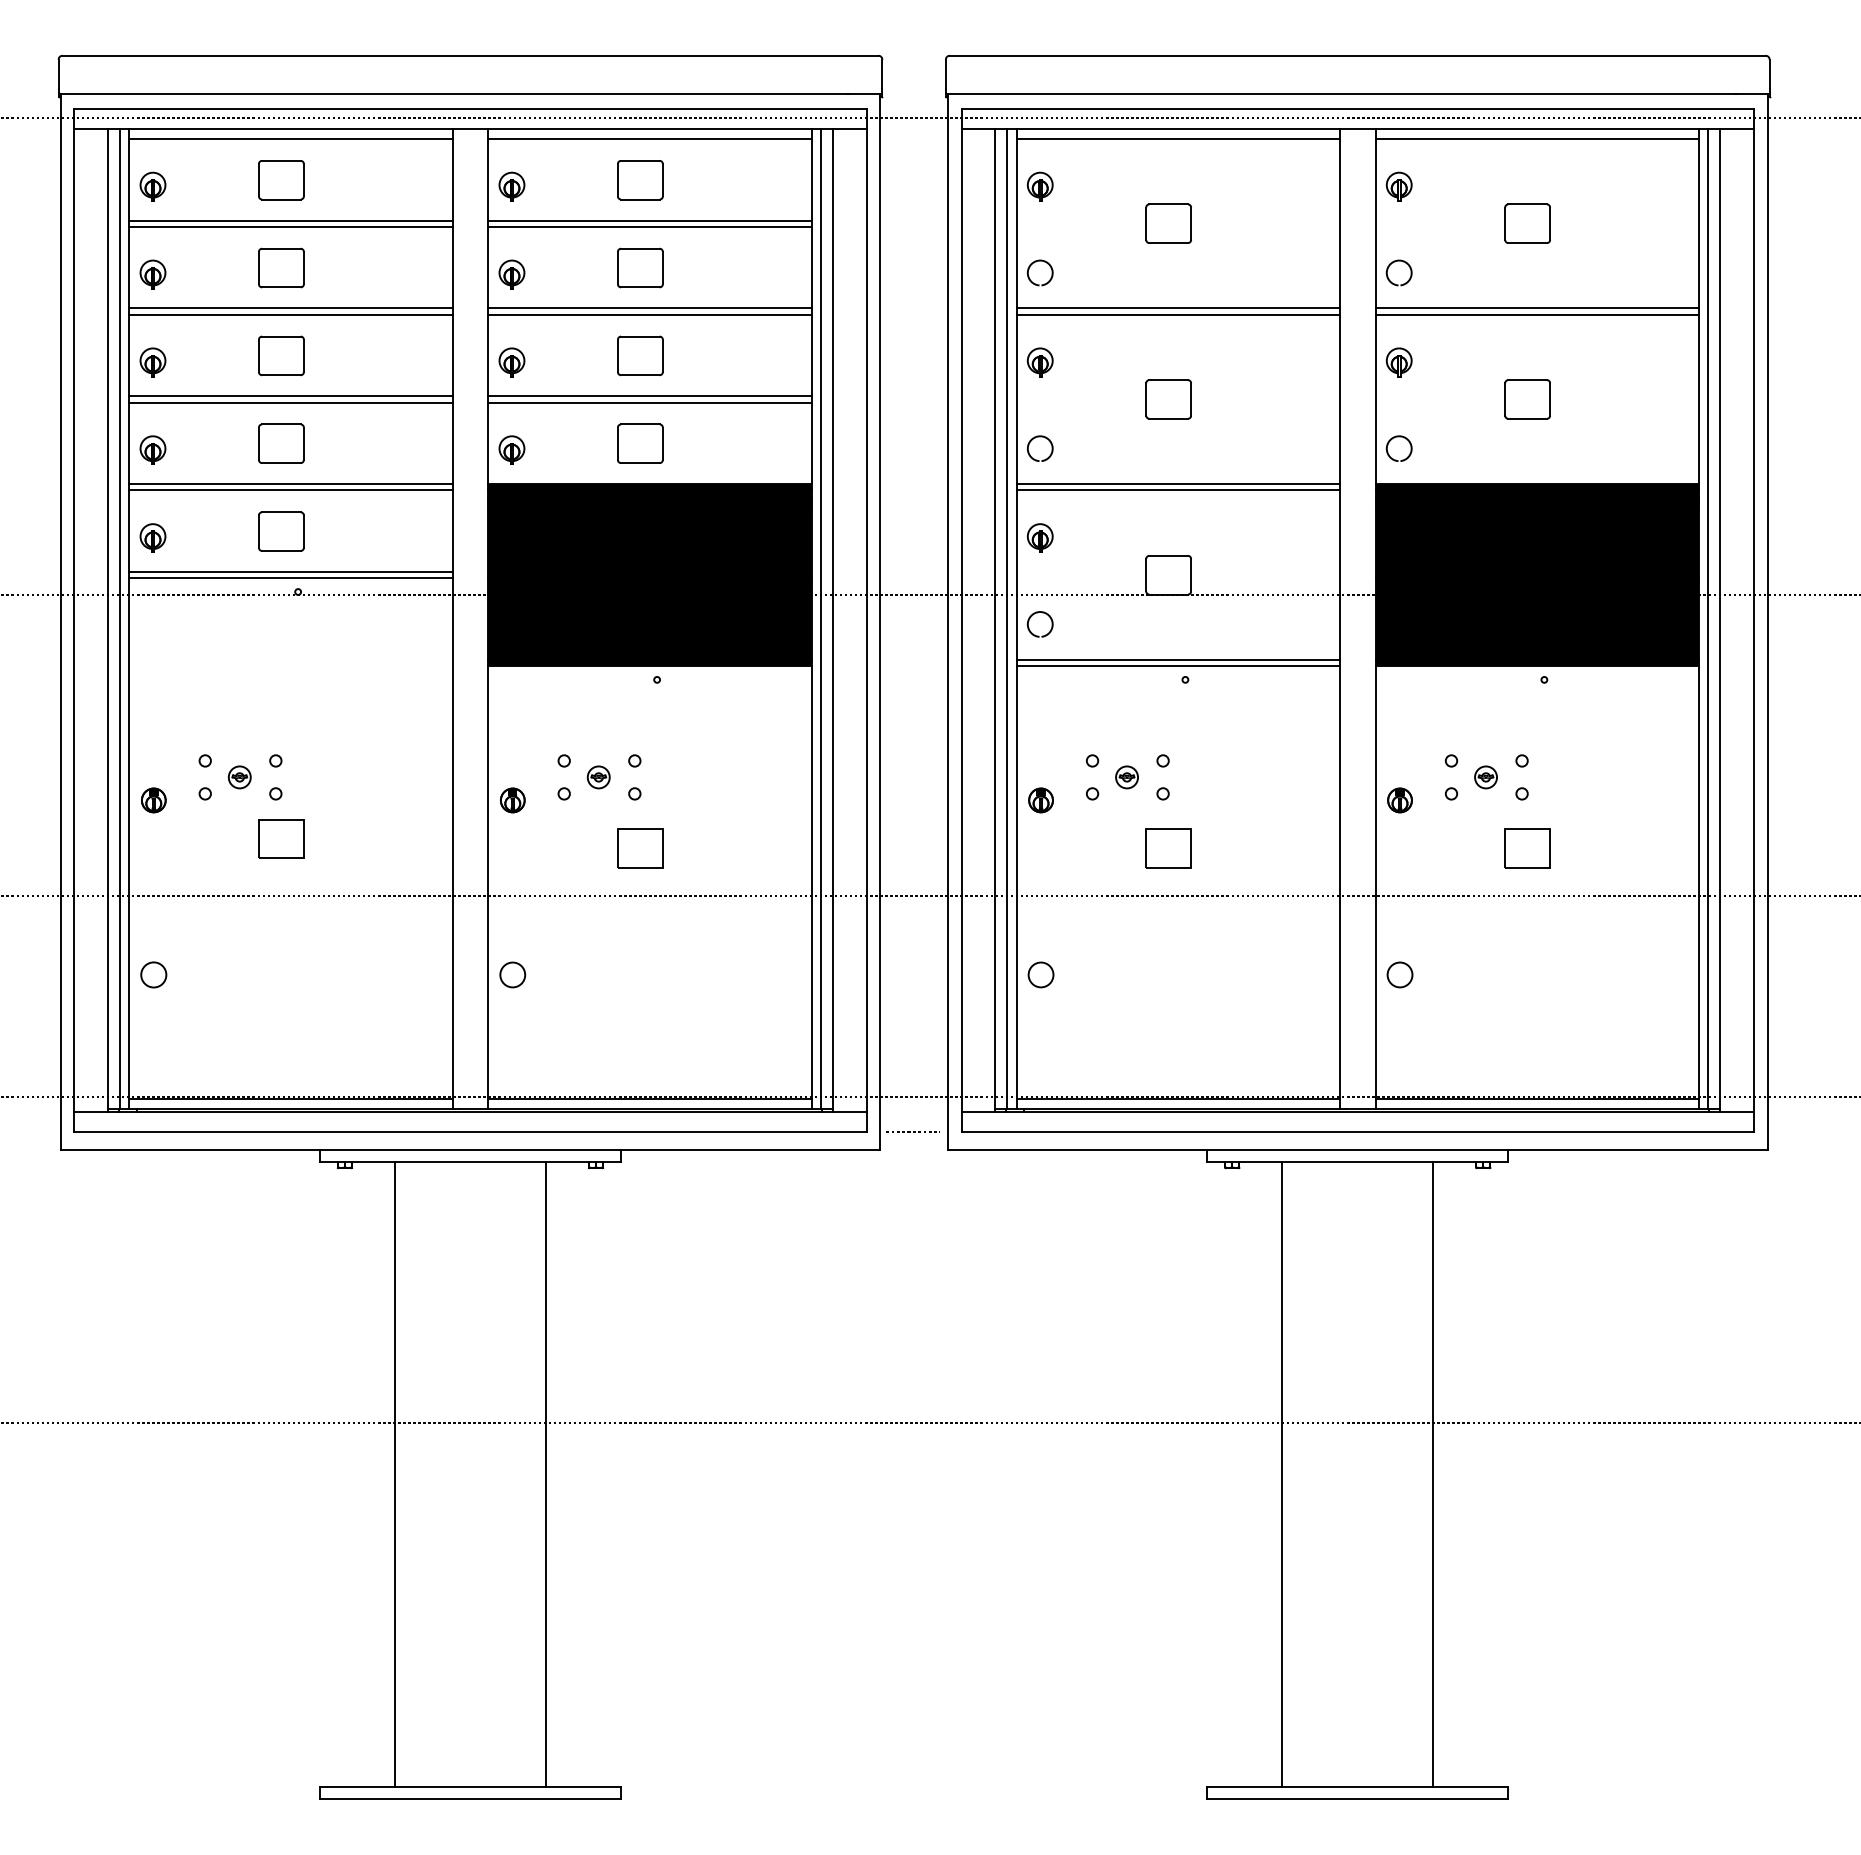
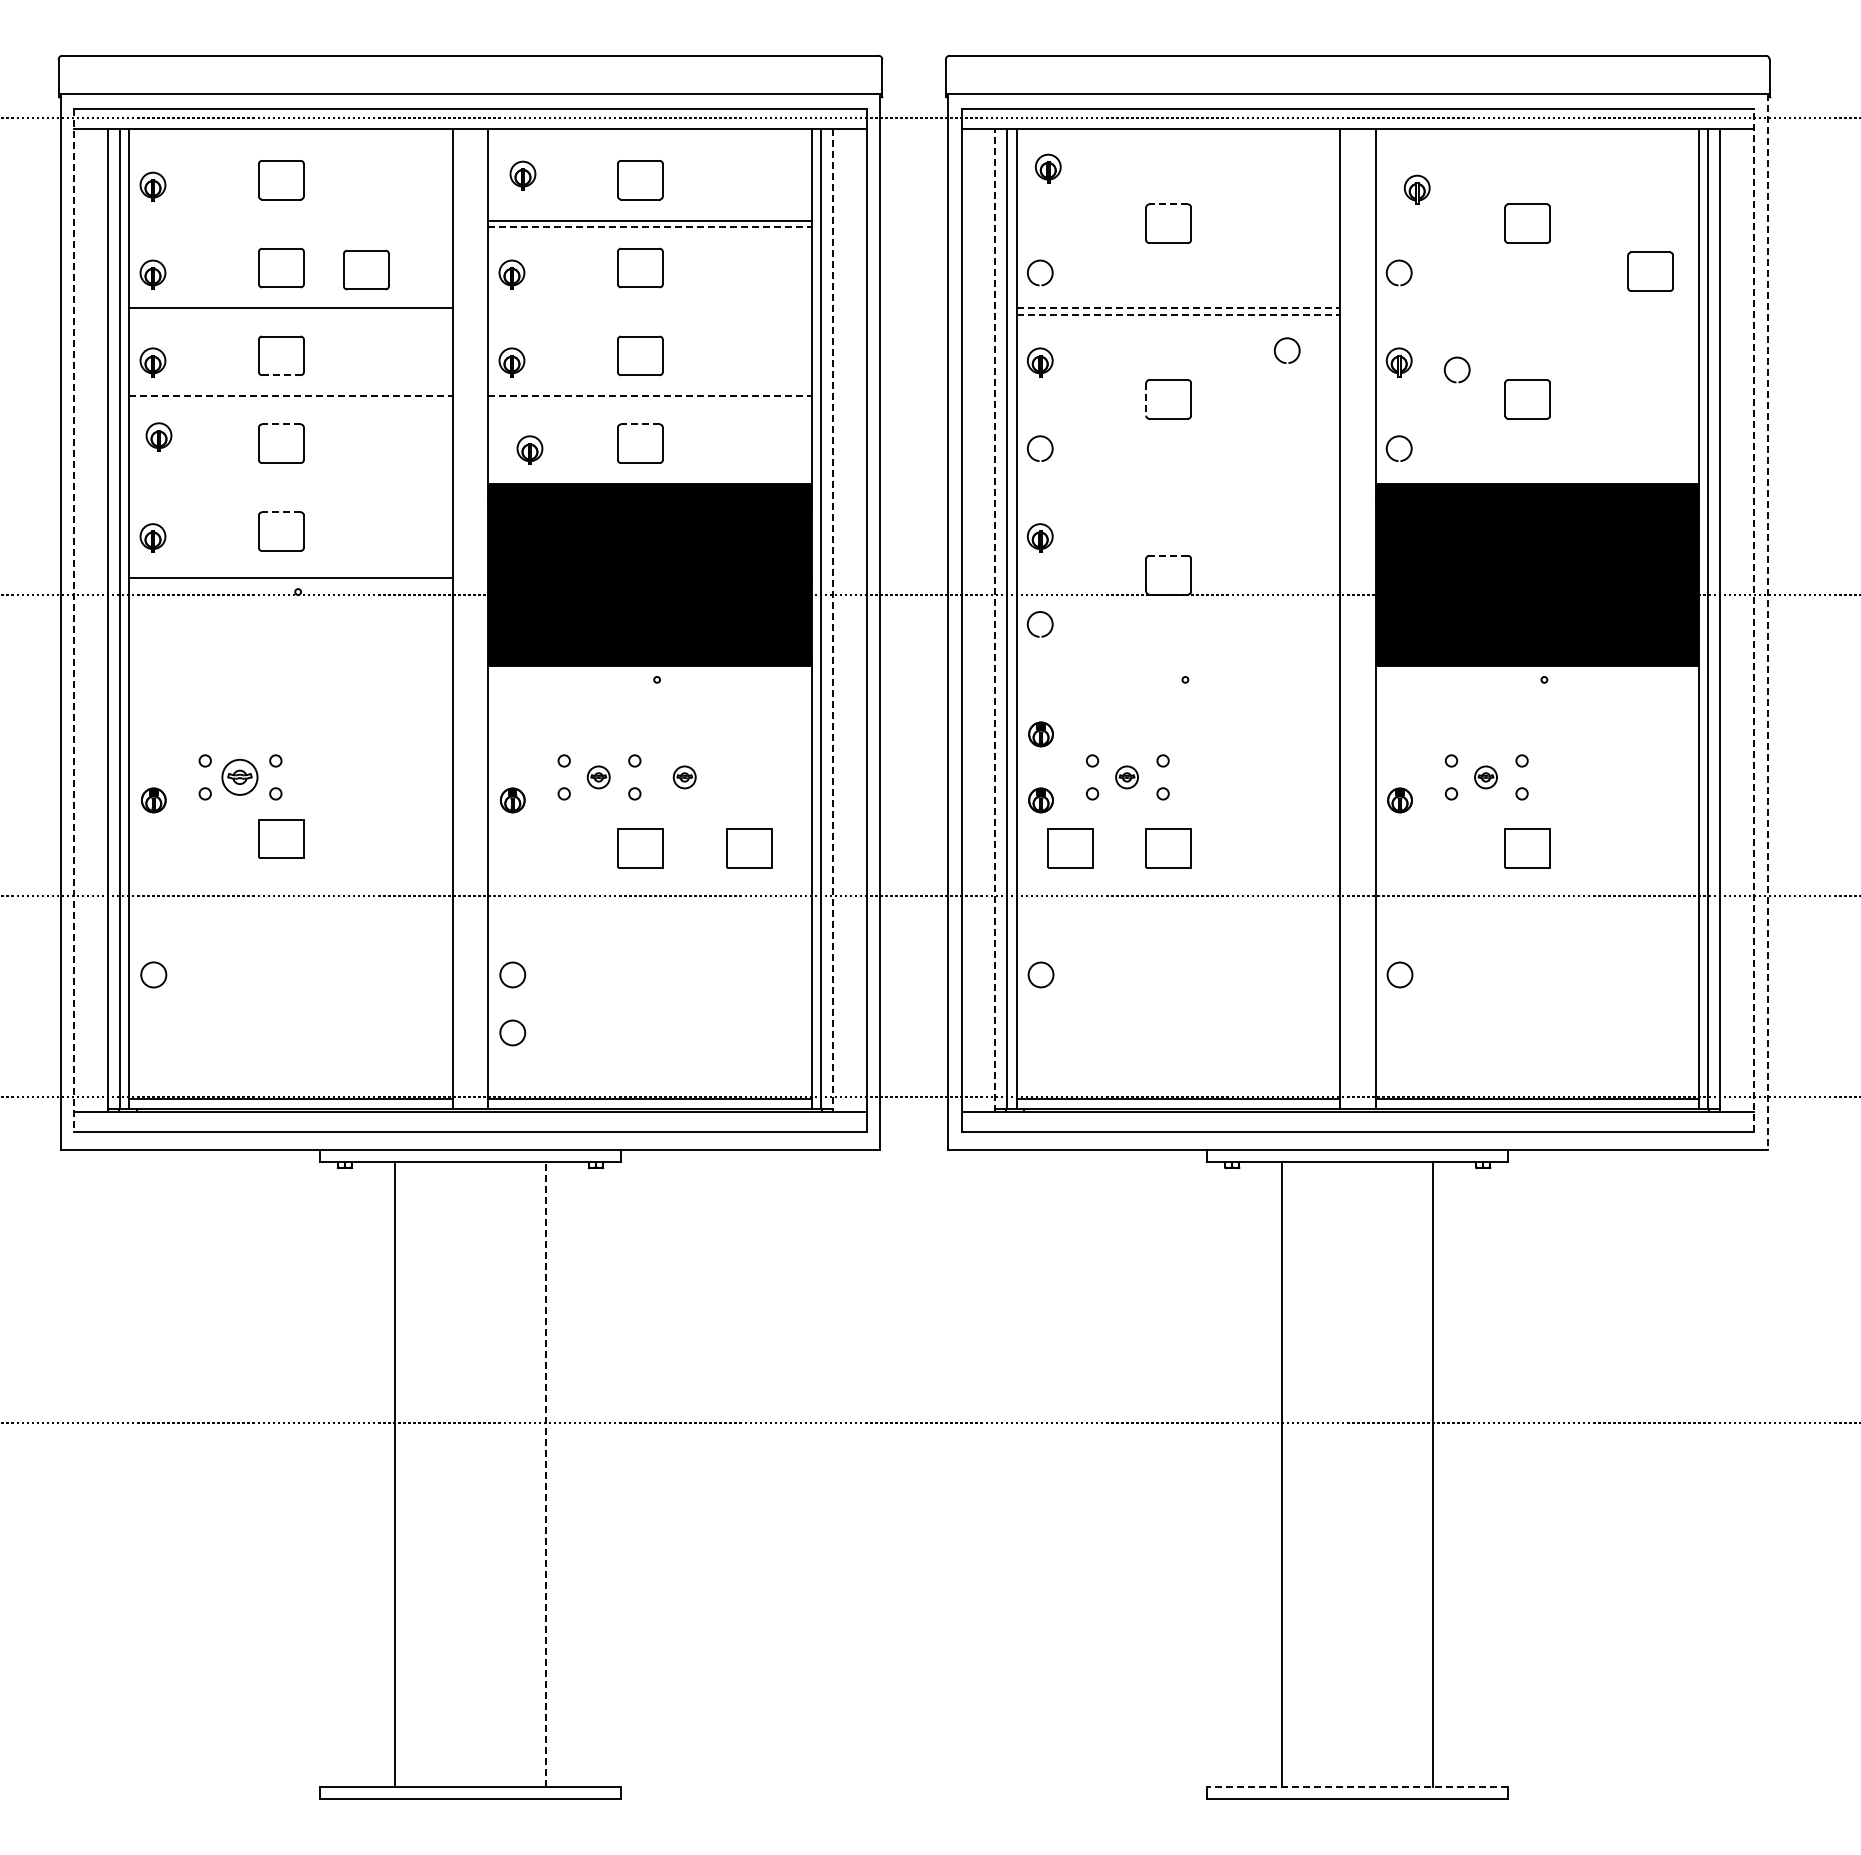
line: present -> none (290, 139)
line: present -> none (649, 139)
line: present -> none (1177, 139)
line: present -> none (1536, 139)
part position: (511, 186) -> (522, 175) (522, 175)
part position: (1039, 186) -> (1047, 168) (1047, 168)
part position: (1398, 186) -> (1416, 189) (1416, 189)
line: solid -> dashed (1168, 204)
line: present -> none (290, 220)
line: present -> none (290, 226)
line: solid -> dashed (649, 226)
part: none -> present (366, 269)
part: none -> present (1650, 271)
line: present -> none (649, 308)
line: solid -> dashed (1178, 308)
line: present -> none (1536, 308)
line: present -> none (290, 314)
line: present -> none (649, 314)
line: solid -> dashed (1178, 314)
line: present -> none (1536, 314)
arc: none -> present (1276, 347)
arc: none -> present (1451, 360)
line: solid -> dashed (281, 375)
line: solid -> dashed (291, 396)
line: solid -> dashed (649, 396)
line: solid -> dashed (1146, 399)
line: present -> none (290, 402)
line: present -> none (649, 402)
line: solid -> dashed (280, 424)
line: solid -> dashed (639, 424)
part position: (152, 449) -> (158, 436) (158, 436)
part position: (511, 449) -> (529, 449) (529, 449)
line: present -> none (290, 484)
line: present -> none (1177, 484)
line: present -> none (290, 490)
line: present -> none (1177, 490)
line: solid -> dashed (280, 512)
line: solid -> dashed (1168, 555)
line: present -> none (290, 572)
line: solid -> dashed (995, 619)
line: solid -> dashed (1753, 619)
line: solid -> dashed (74, 620)
line: solid -> dashed (833, 620)
line: solid -> dashed (1767, 622)
line: present -> none (1177, 659)
line: present -> none (1177, 666)
part: none -> present (1040, 734)
part size: 25x25 px -> 38x38 px (239, 776)
part: none -> present (684, 777)
part: none -> present (749, 848)
part: none -> present (1070, 848)
circle: none -> present (512, 1032)
line: present -> none (913, 1131)
line: solid -> dashed (545, 1473)
line: solid -> dashed (1357, 1786)
